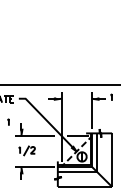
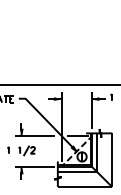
line position: (8, 121) -> (8, 149) (8, 149)
